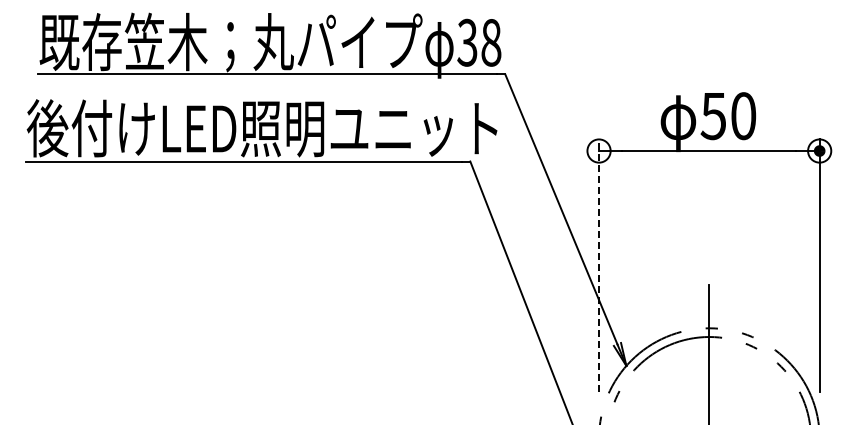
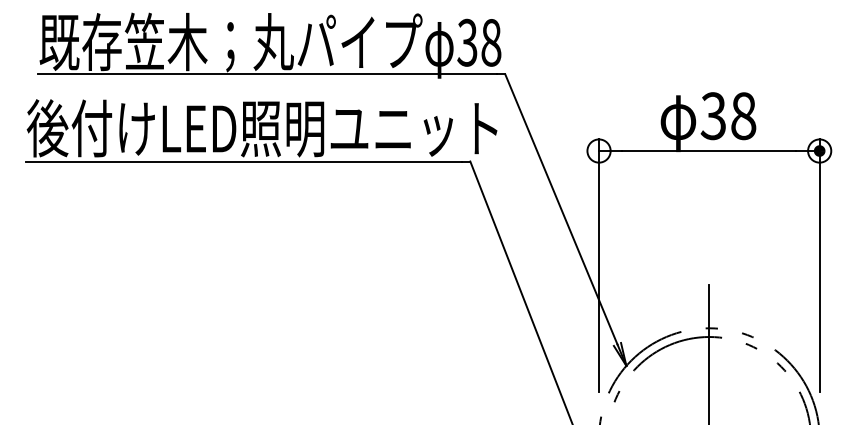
text: 50 -> 38 (728, 115)
line: dashed -> solid (599, 265)
